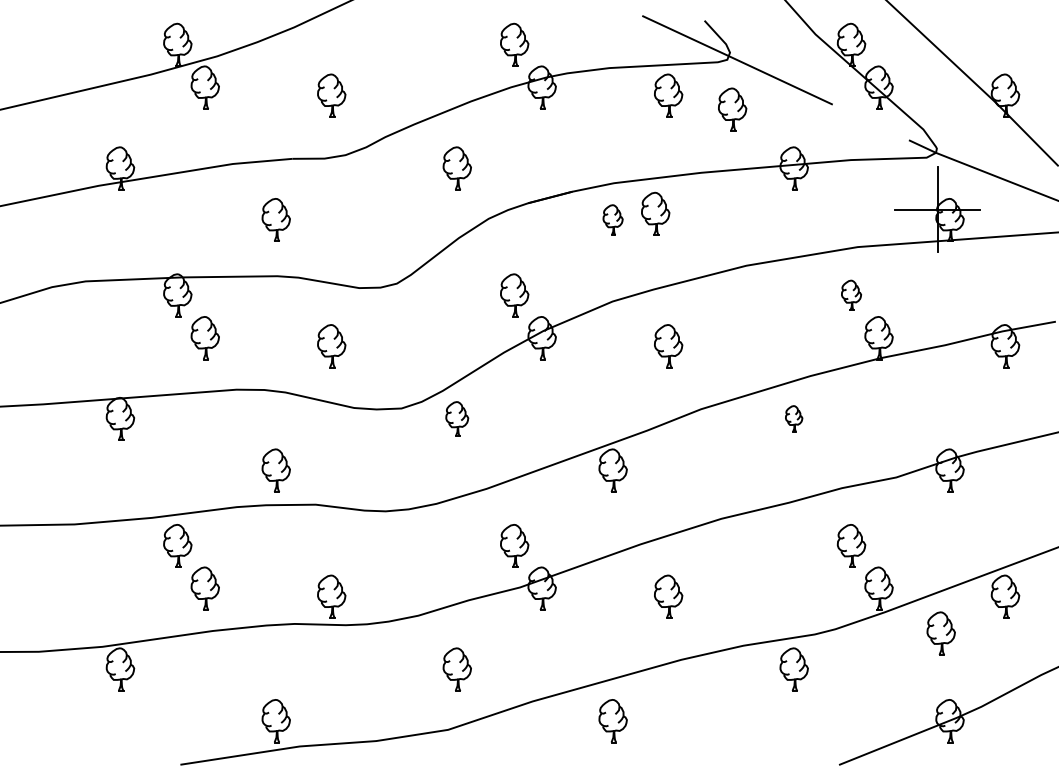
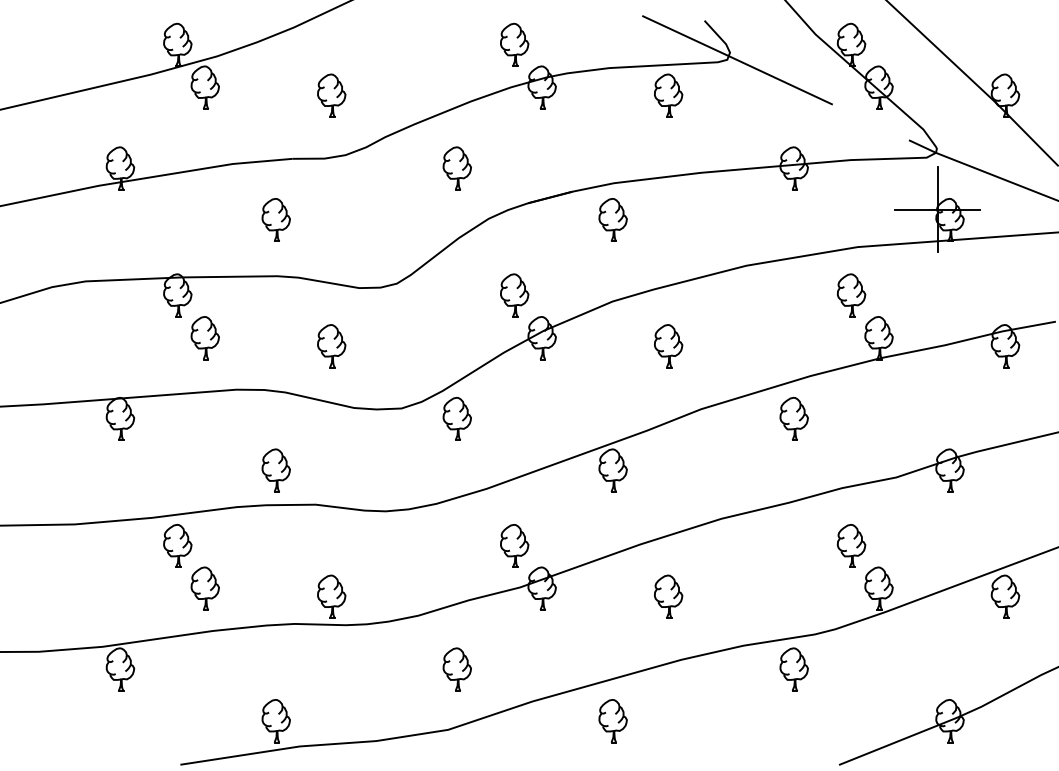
part: present -> none (732, 109)
part: present -> none (655, 213)
part size: 22x32 px -> 30x44 px (612, 219)
part size: 21x32 px -> 31x45 px (851, 295)
part size: 25x36 px -> 30x44 px (456, 418)
part size: 19x28 px -> 30x45 px (793, 418)
part: present -> none (940, 633)
